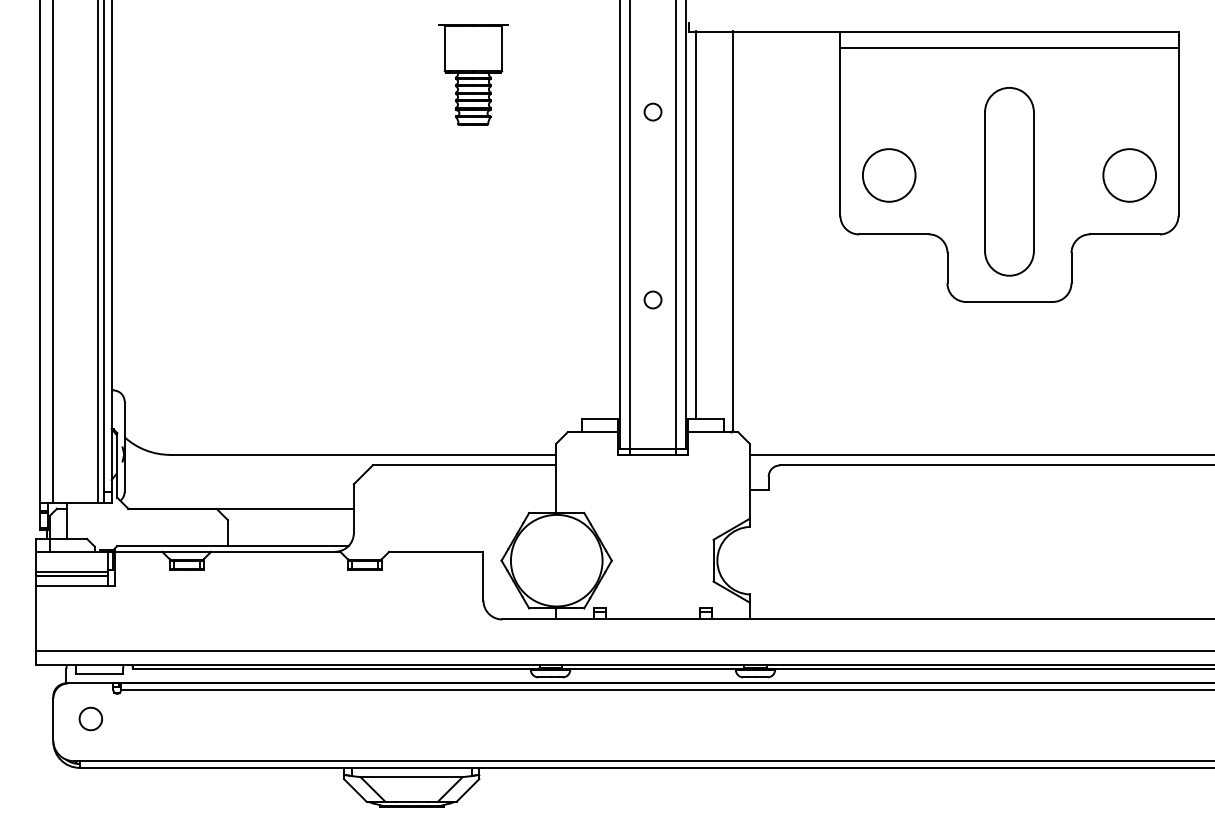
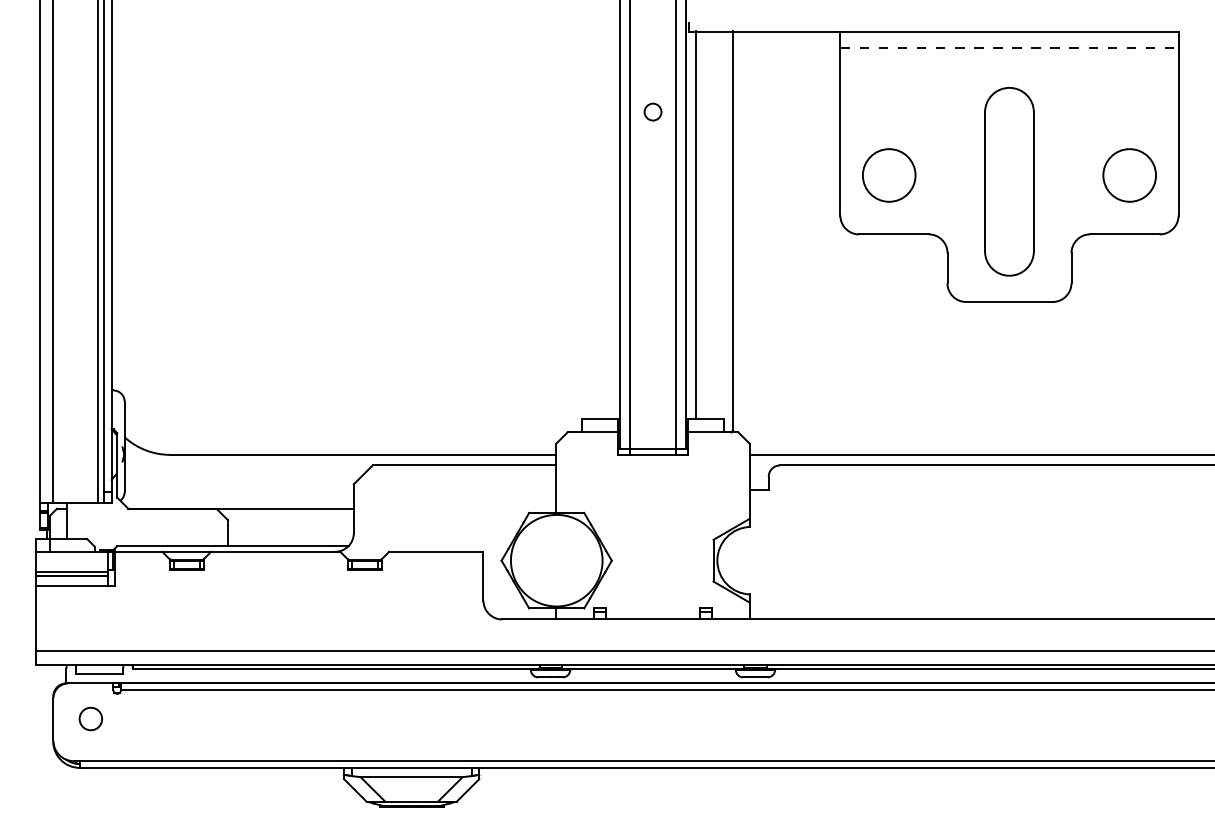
line: solid -> dashed (1010, 48)
part: present -> none (473, 74)
circle: present -> none (652, 299)
